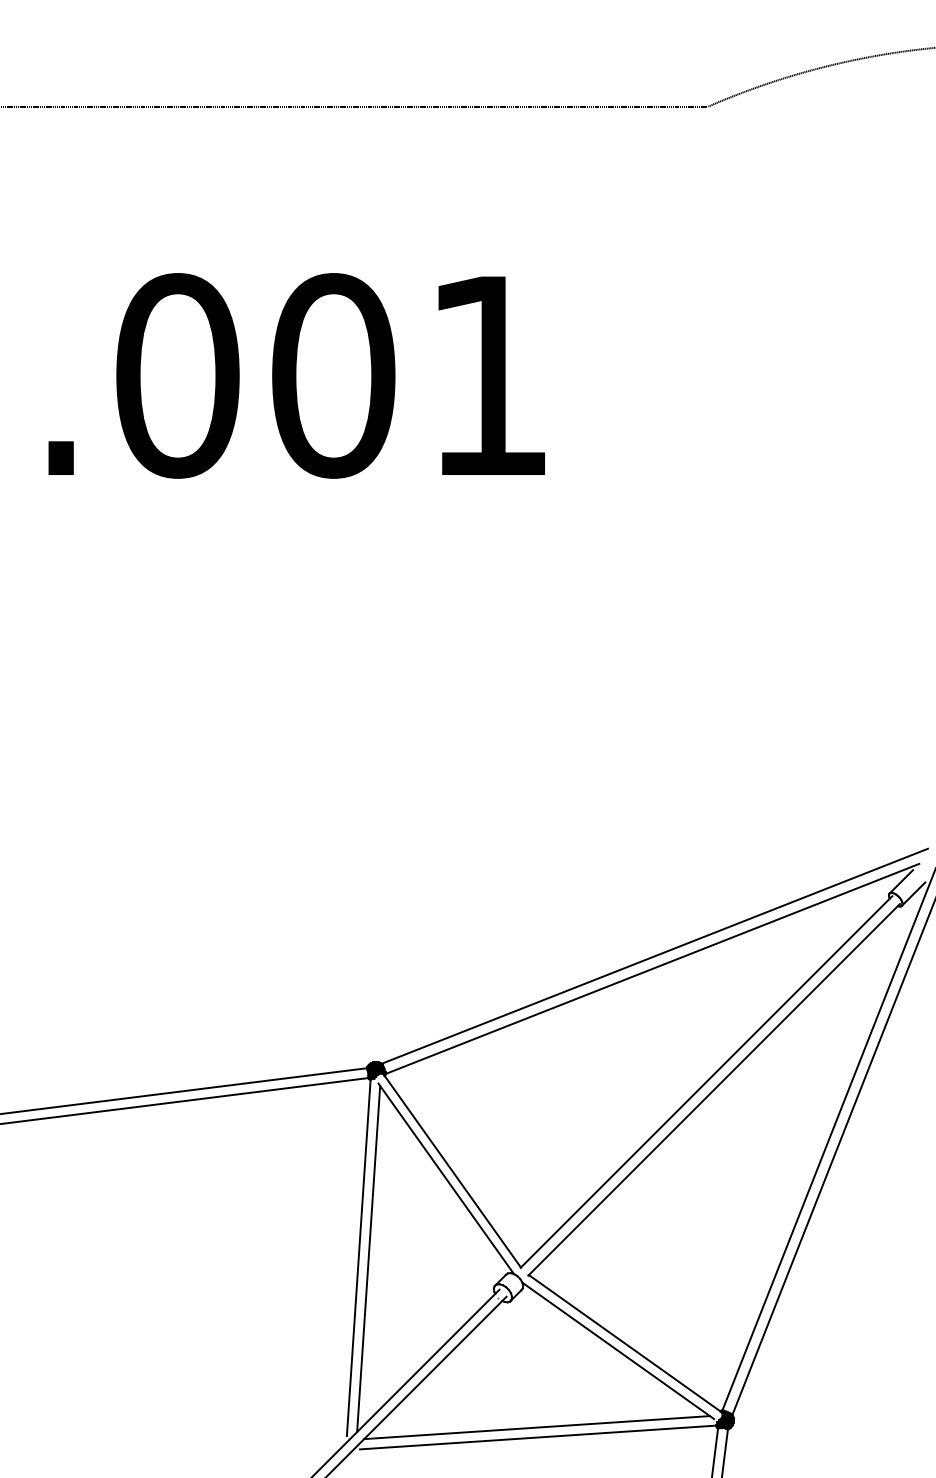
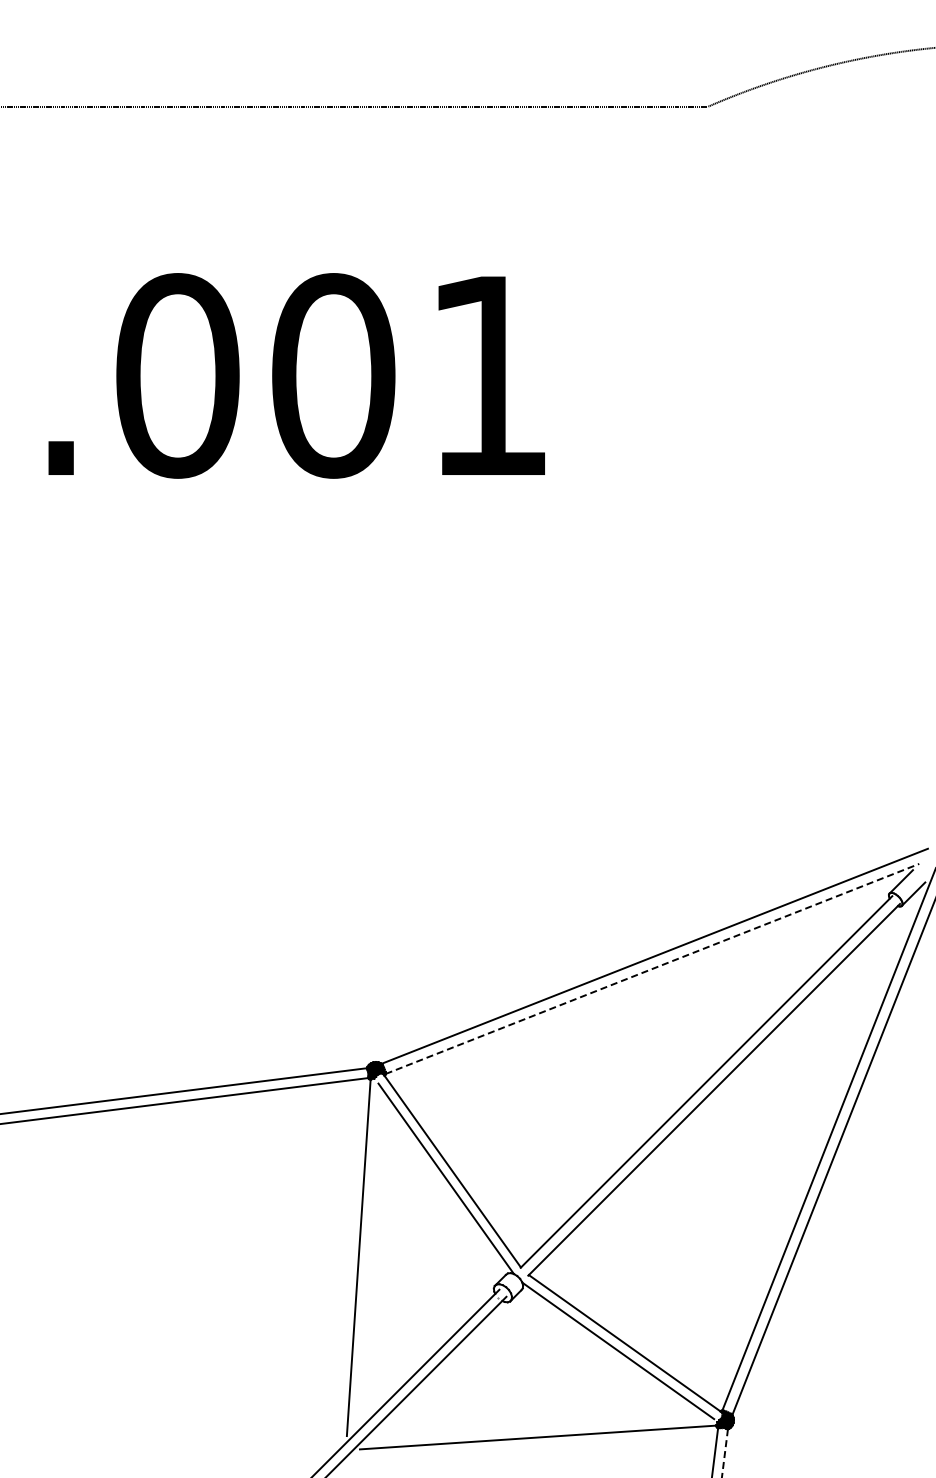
line: solid -> dashed (652, 968)
line: present -> none (368, 1259)
line: present -> none (536, 1427)
line: solid -> dashed (724, 1454)
